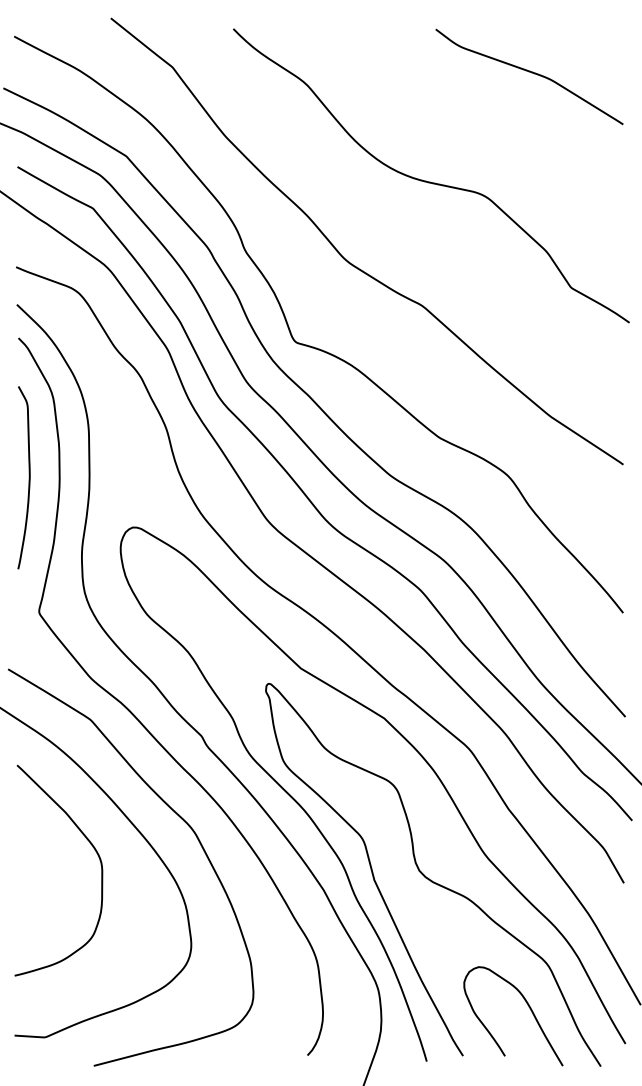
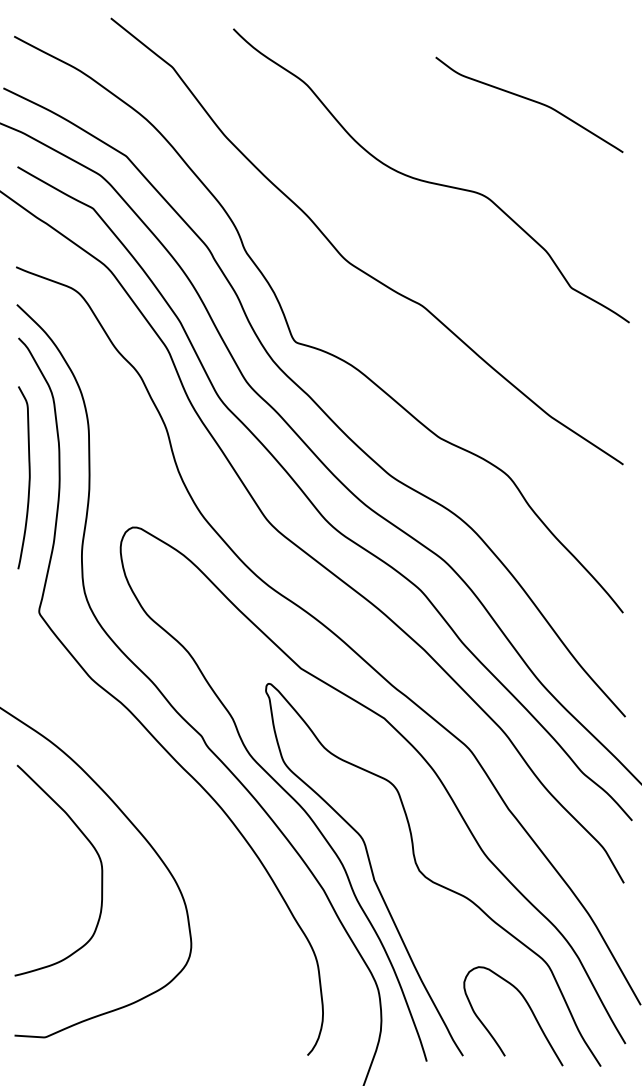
curve position: (531, 73) -> (531, 101) (531, 101)
curve: present -> none (180, 818)
